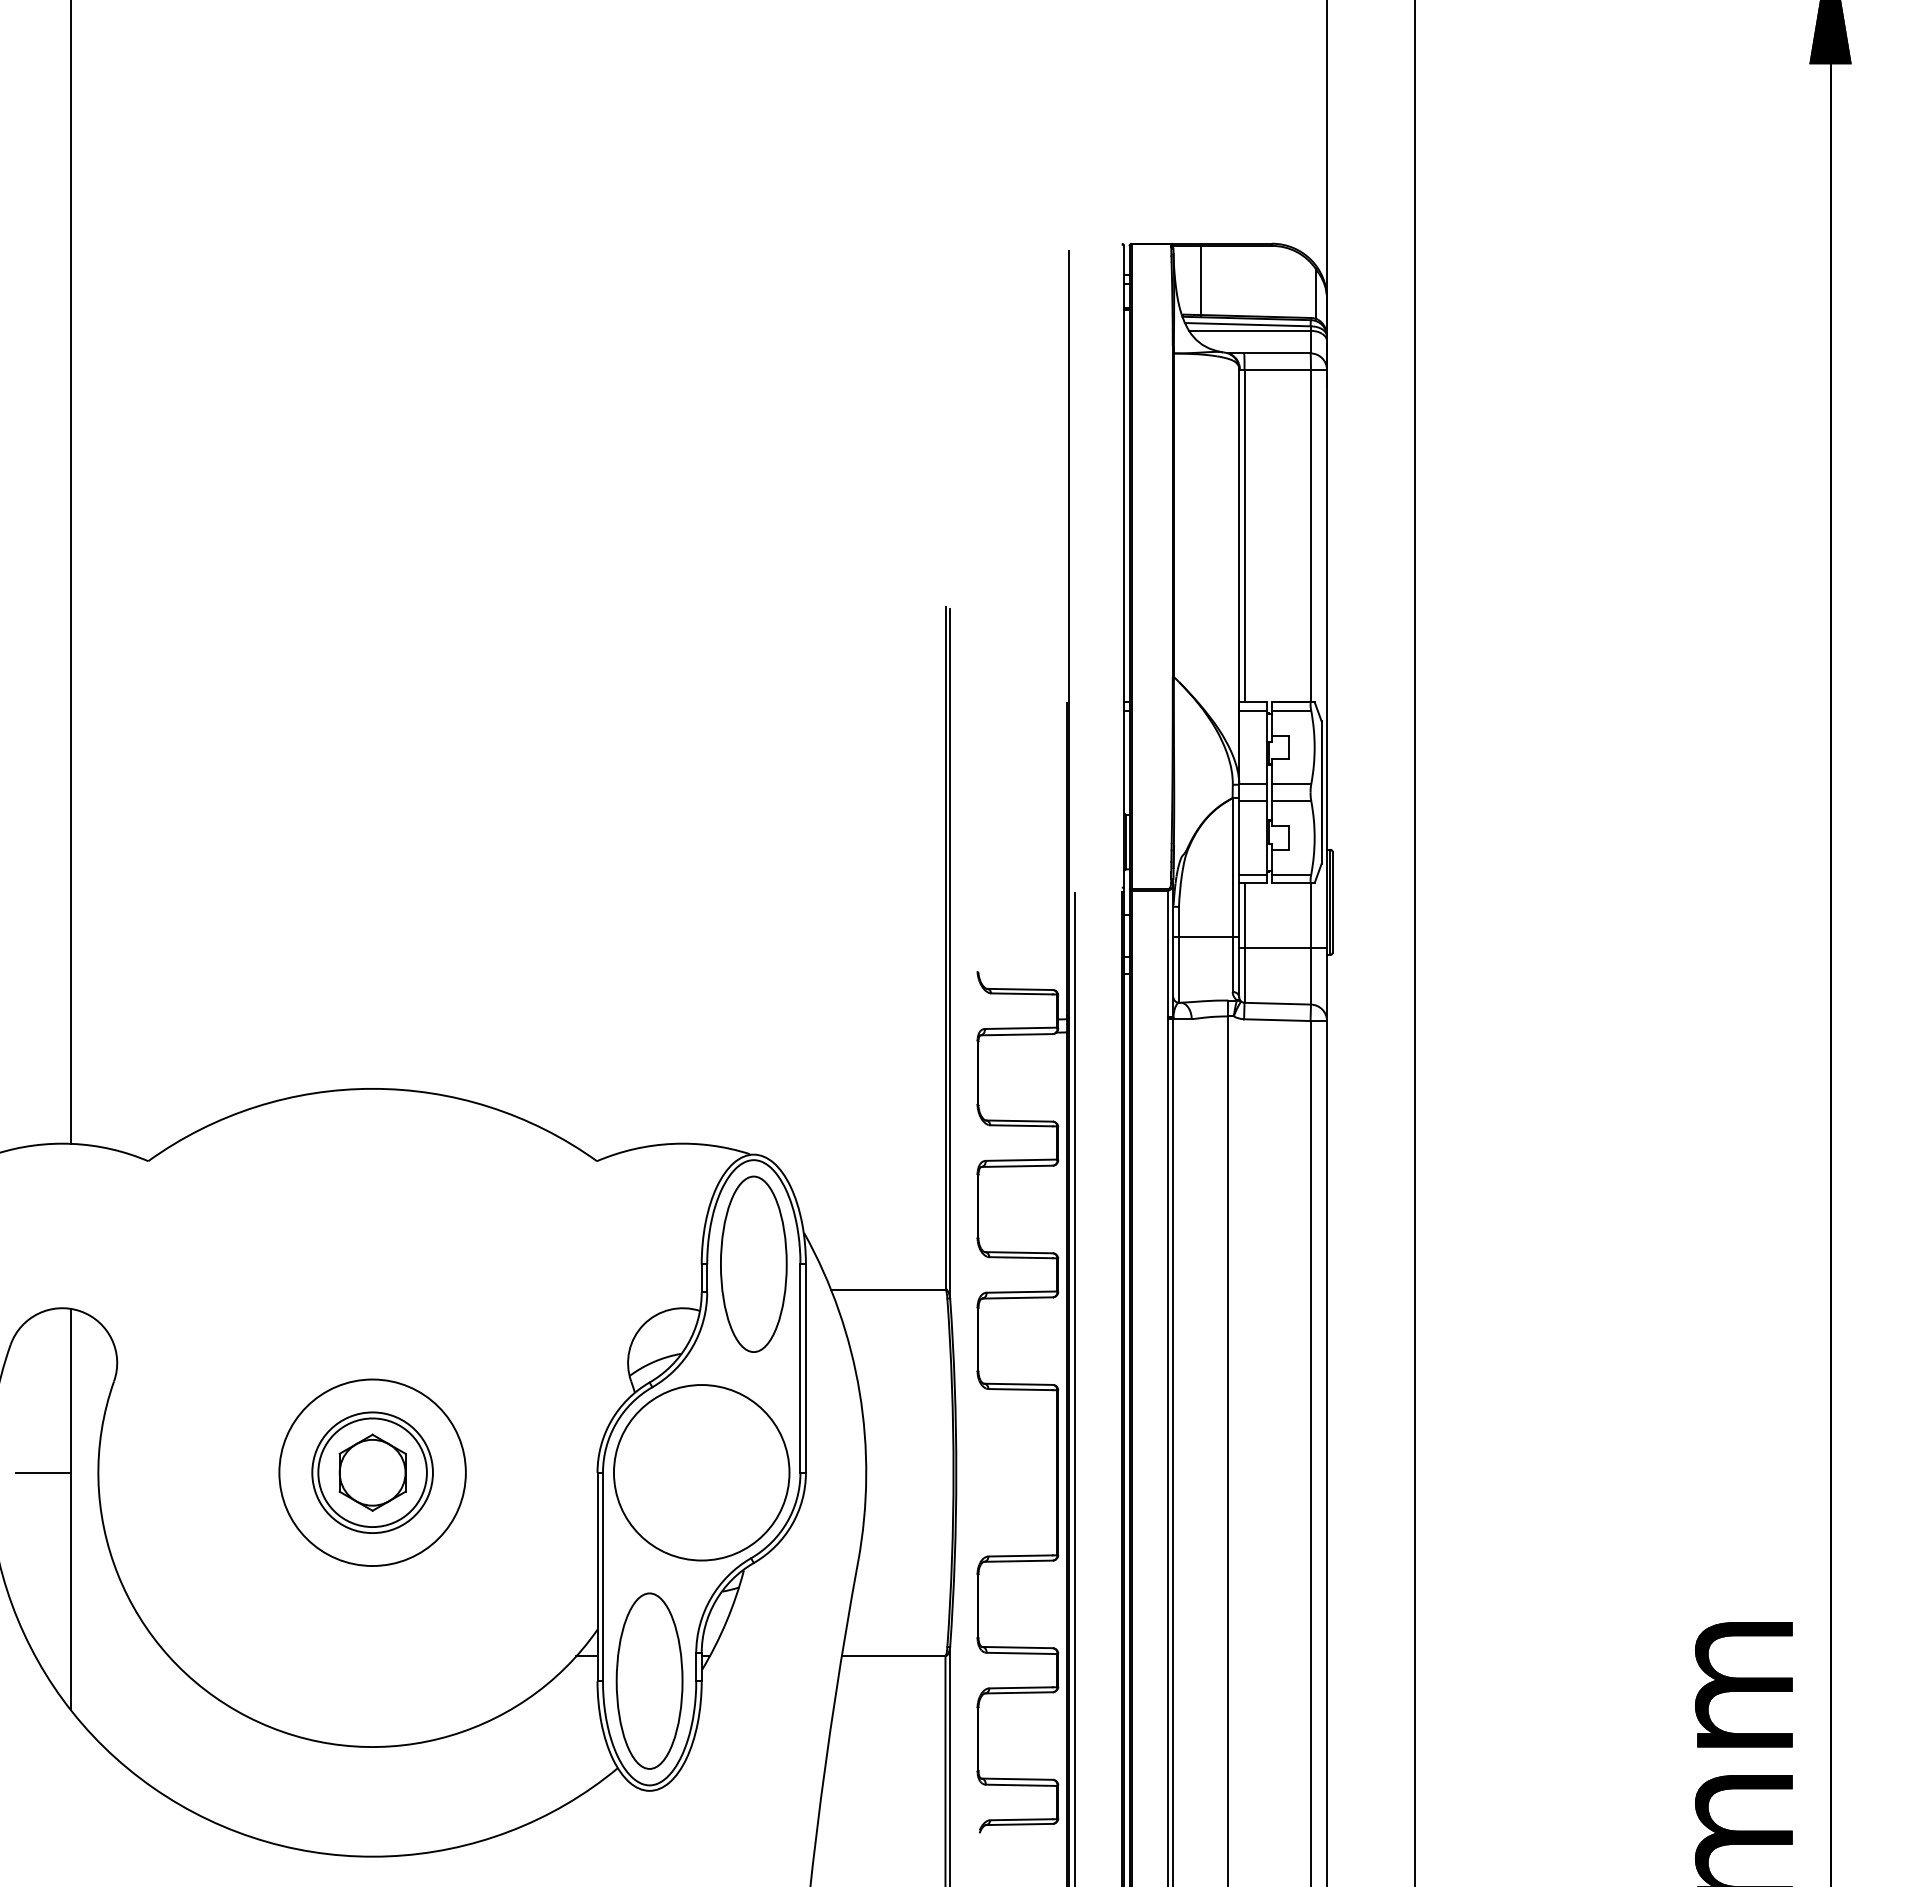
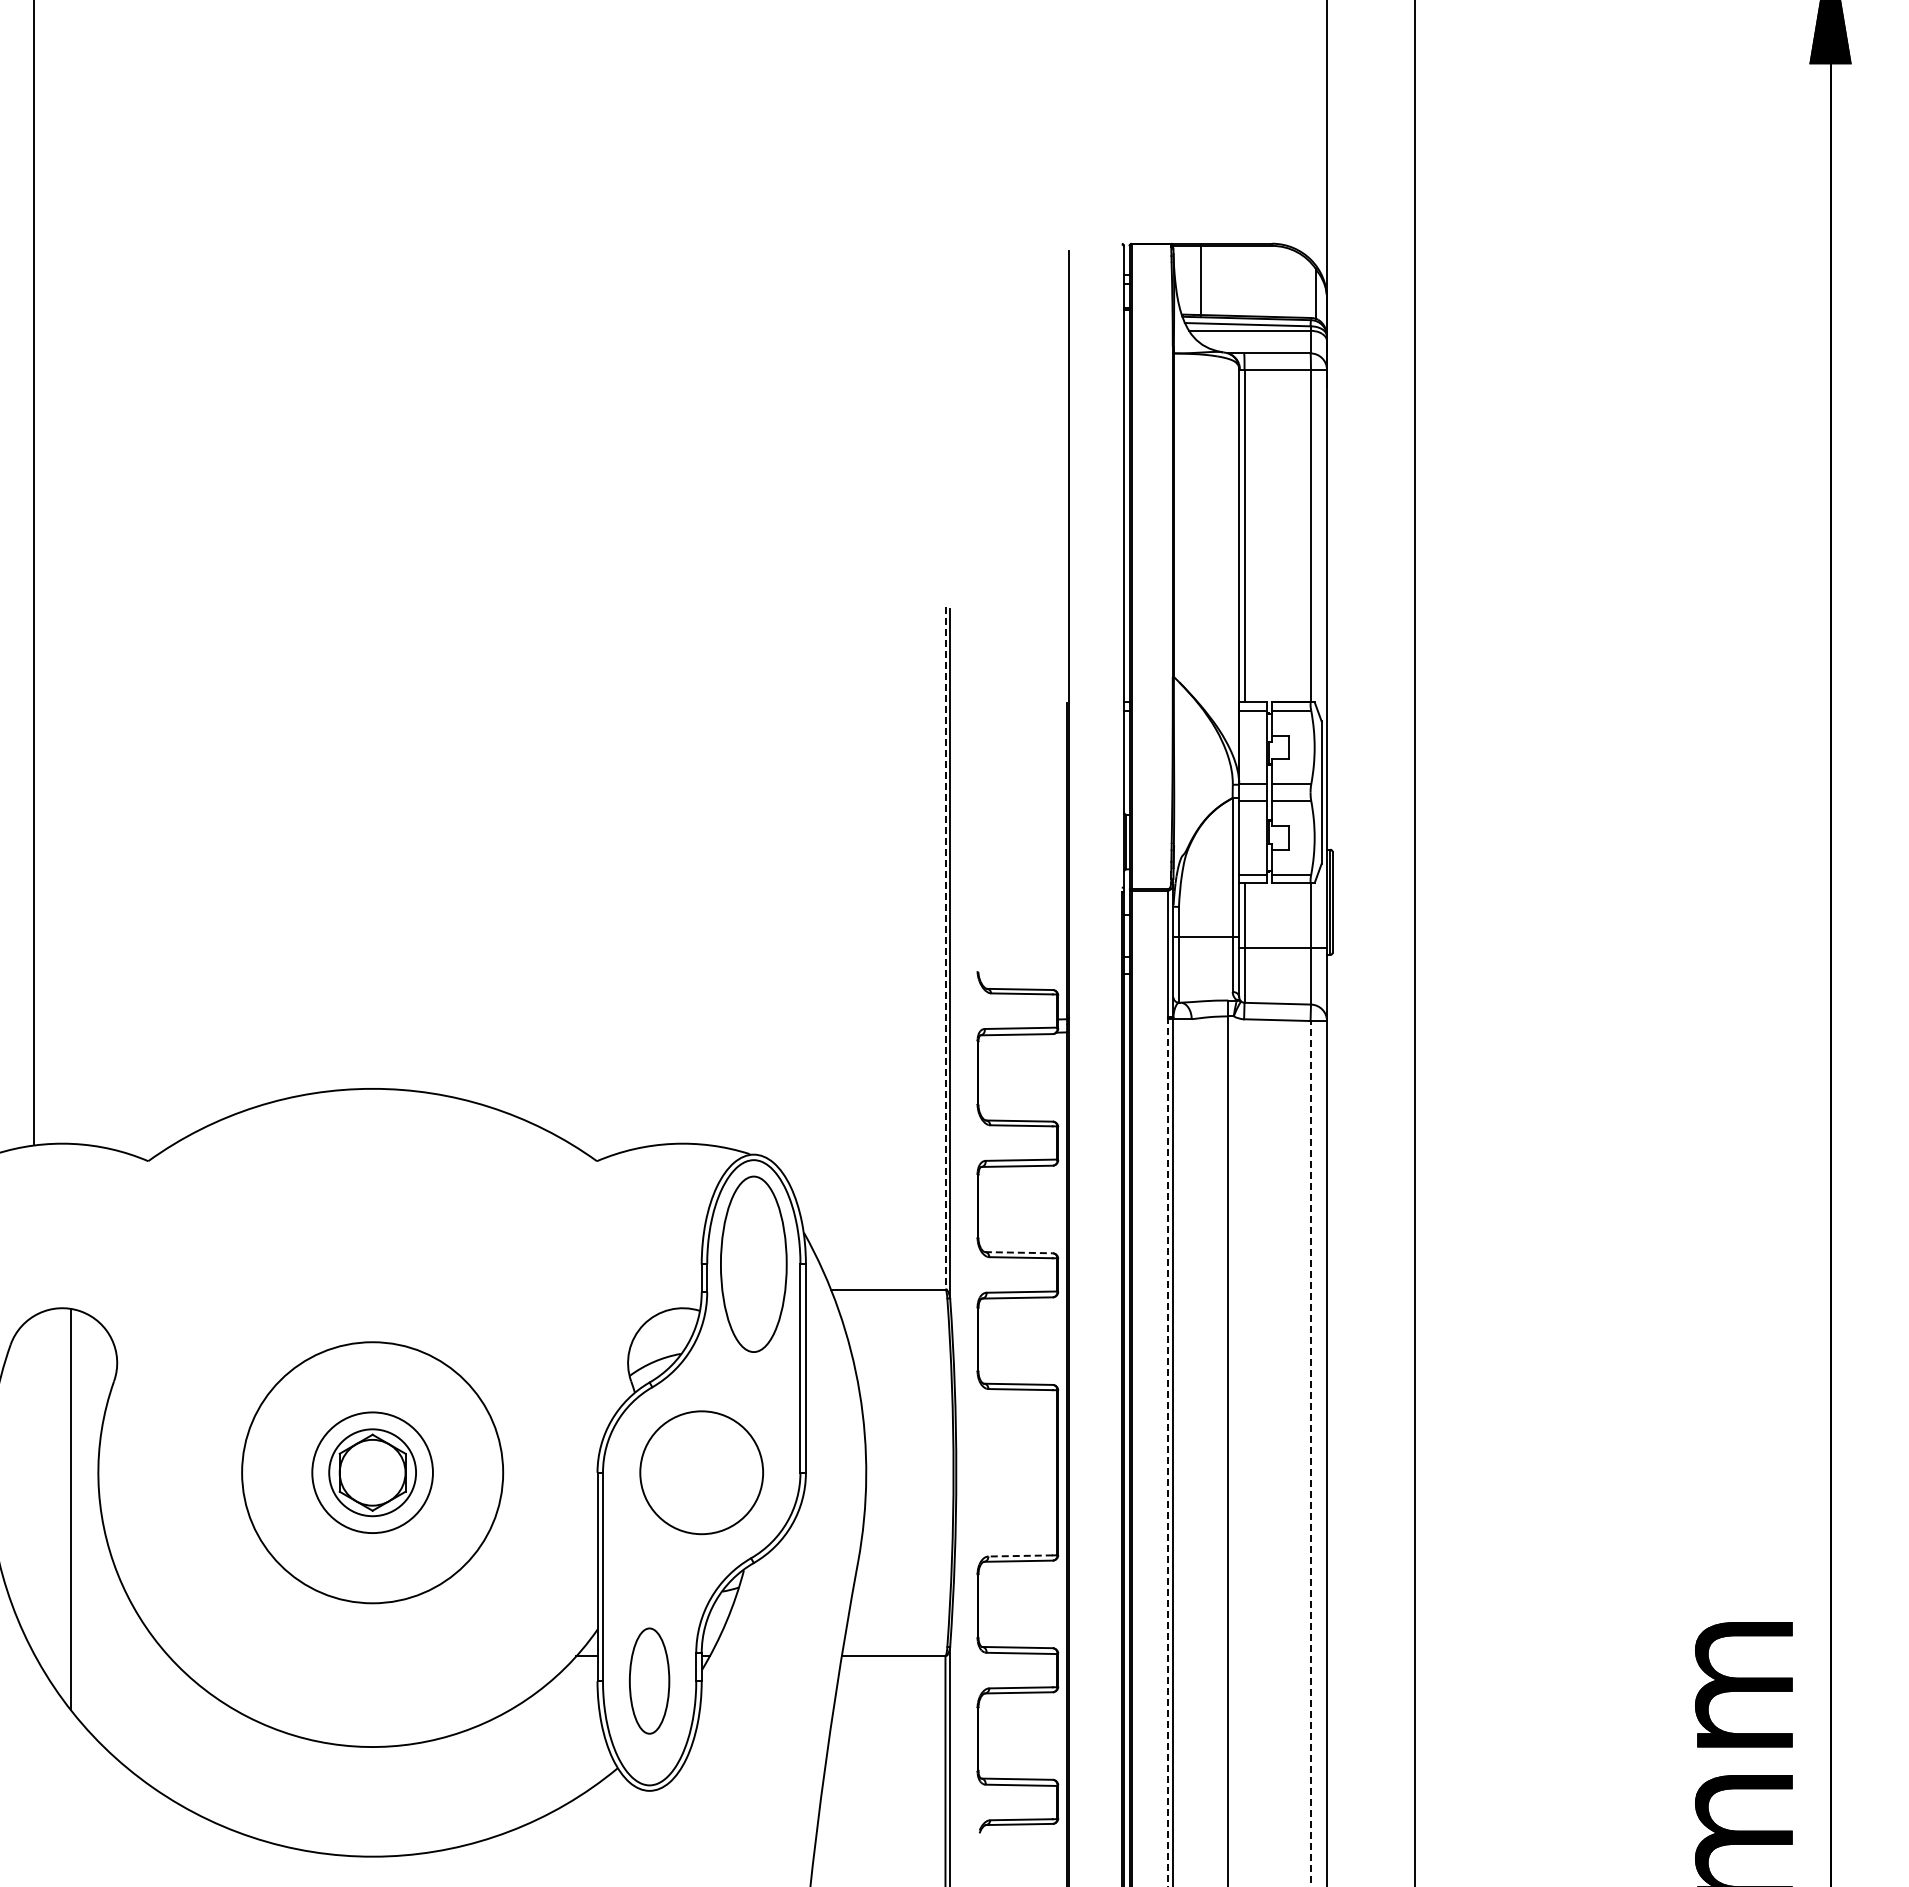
line position: (70, 572) -> (33, 572) (33, 572)
line: solid -> dashed (945, 948)
line: solid -> dashed (1018, 1252)
line: present -> none (1074, 1387)
line: solid -> dashed (1168, 1452)
line: solid -> dashed (1310, 1453)
line: present -> none (43, 1472)
circle diameter: 109 px -> 87 px (372, 1472)
circle diameter: 186 px -> 261 px (372, 1472)
circle diameter: 176 px -> 123 px (701, 1472)
line: solid -> dashed (1020, 1555)
part size: 69x178 px -> 43x108 px (649, 1680)
